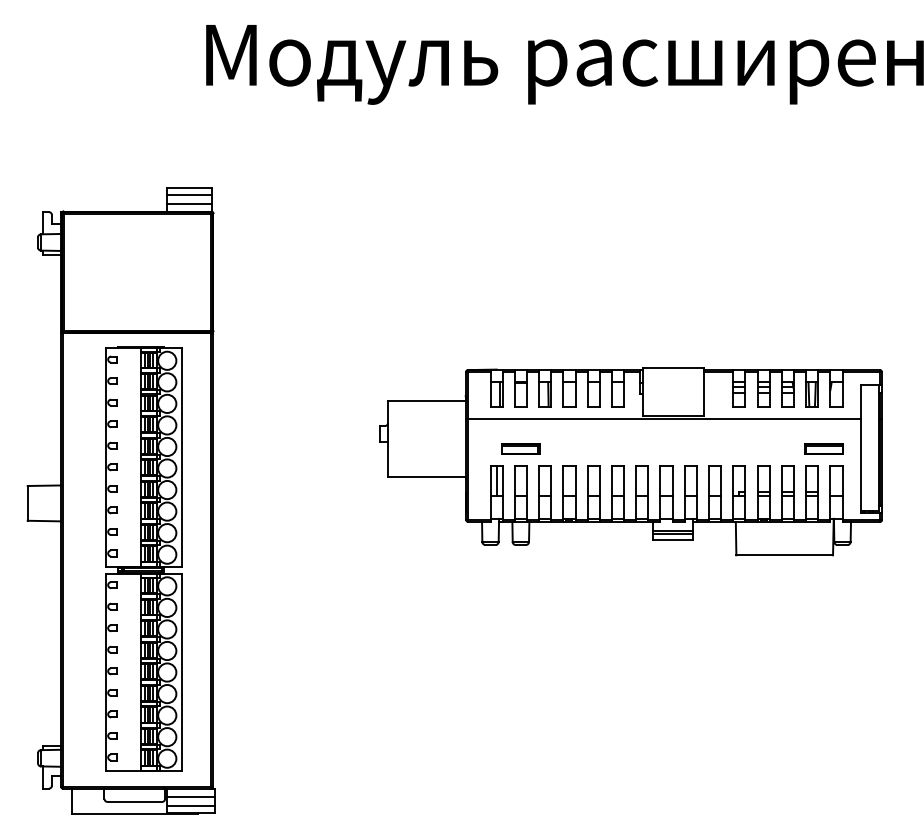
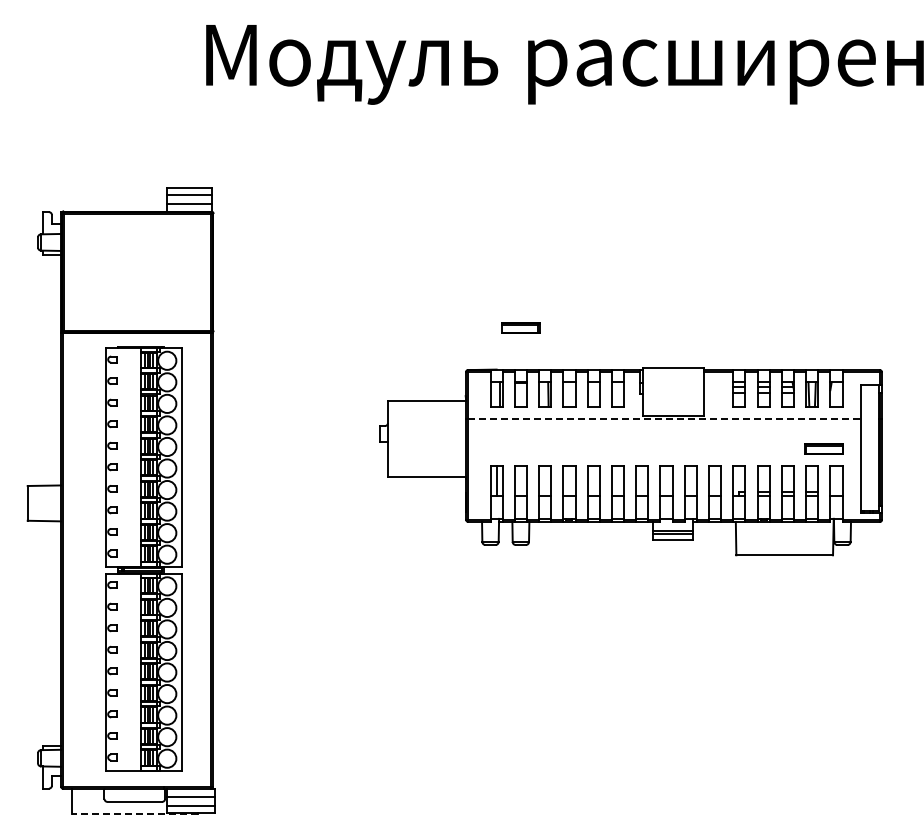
line: solid -> dashed (664, 418)
part position: (520, 448) -> (520, 327) (520, 327)
line: solid -> dashed (134, 814)
